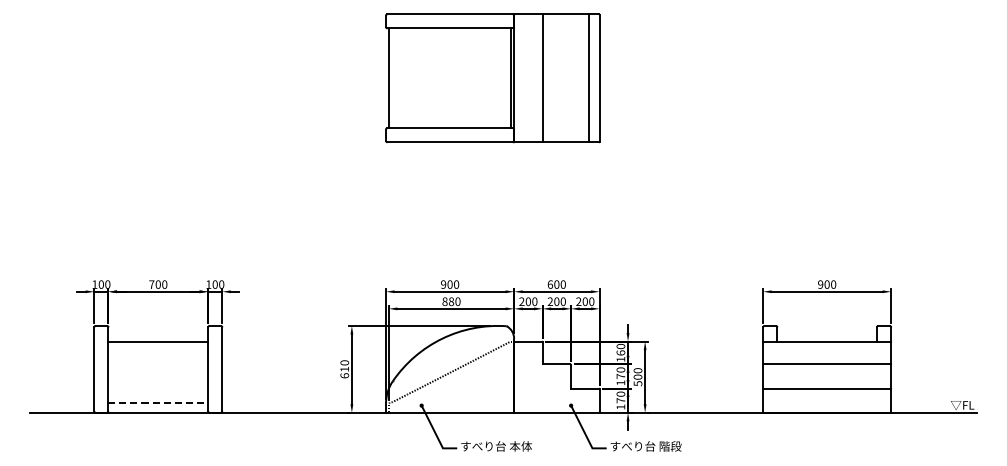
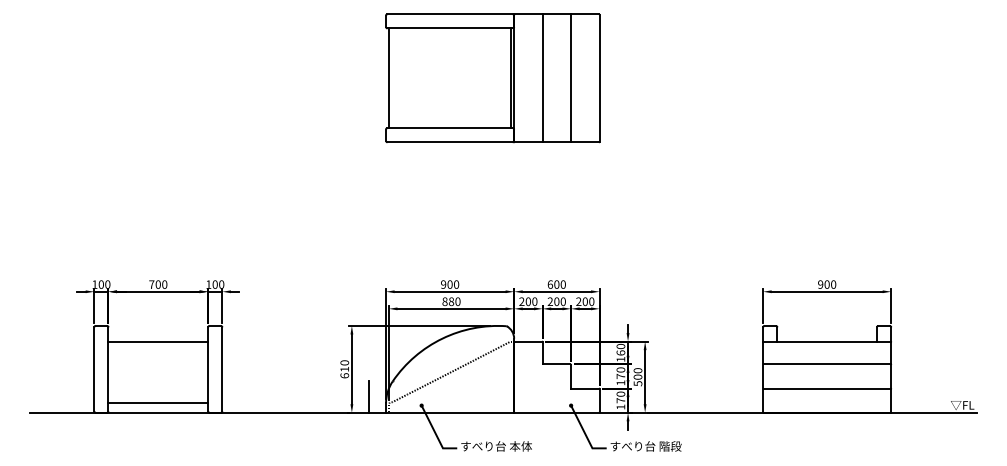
line position: (589, 78) -> (571, 78) (571, 78)
line: none -> present (368, 396)
line: dashed -> solid (158, 402)
